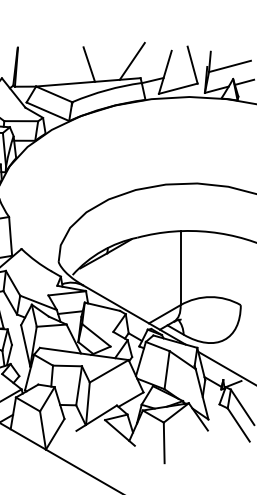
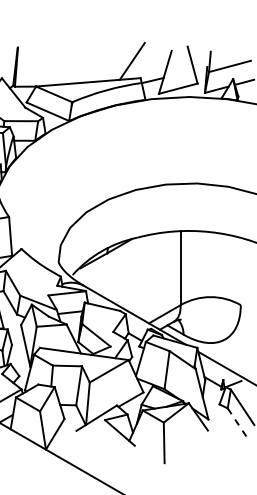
line: present -> none (88, 64)
line: solid -> dashed (238, 424)
